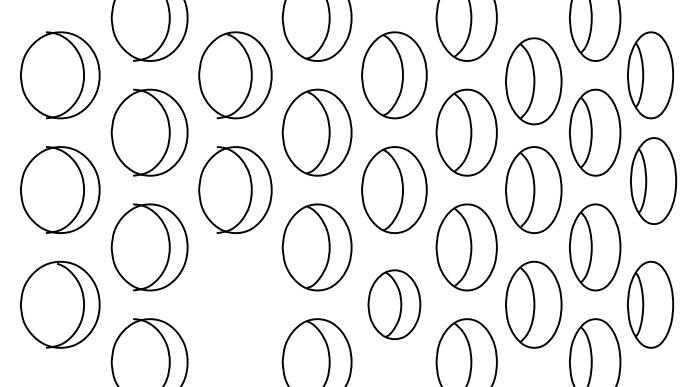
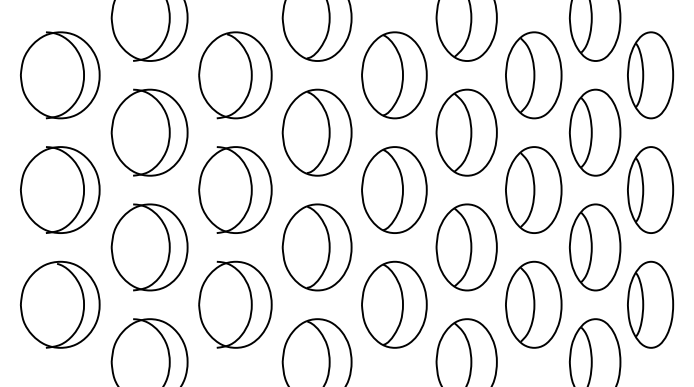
part position: (533, 81) -> (533, 75) (533, 75)
part position: (653, 180) -> (650, 189) (650, 189)
part: none -> present (235, 304)
part size: 55x72 px -> 67x89 px (394, 304)
